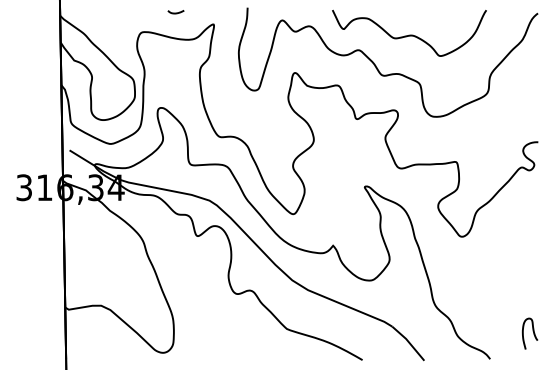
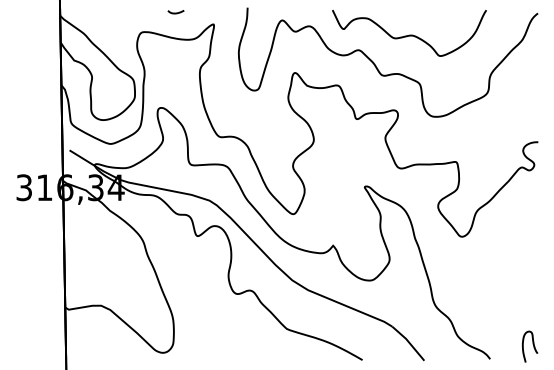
curve position: (532, 331) -> (532, 344) (532, 344)
